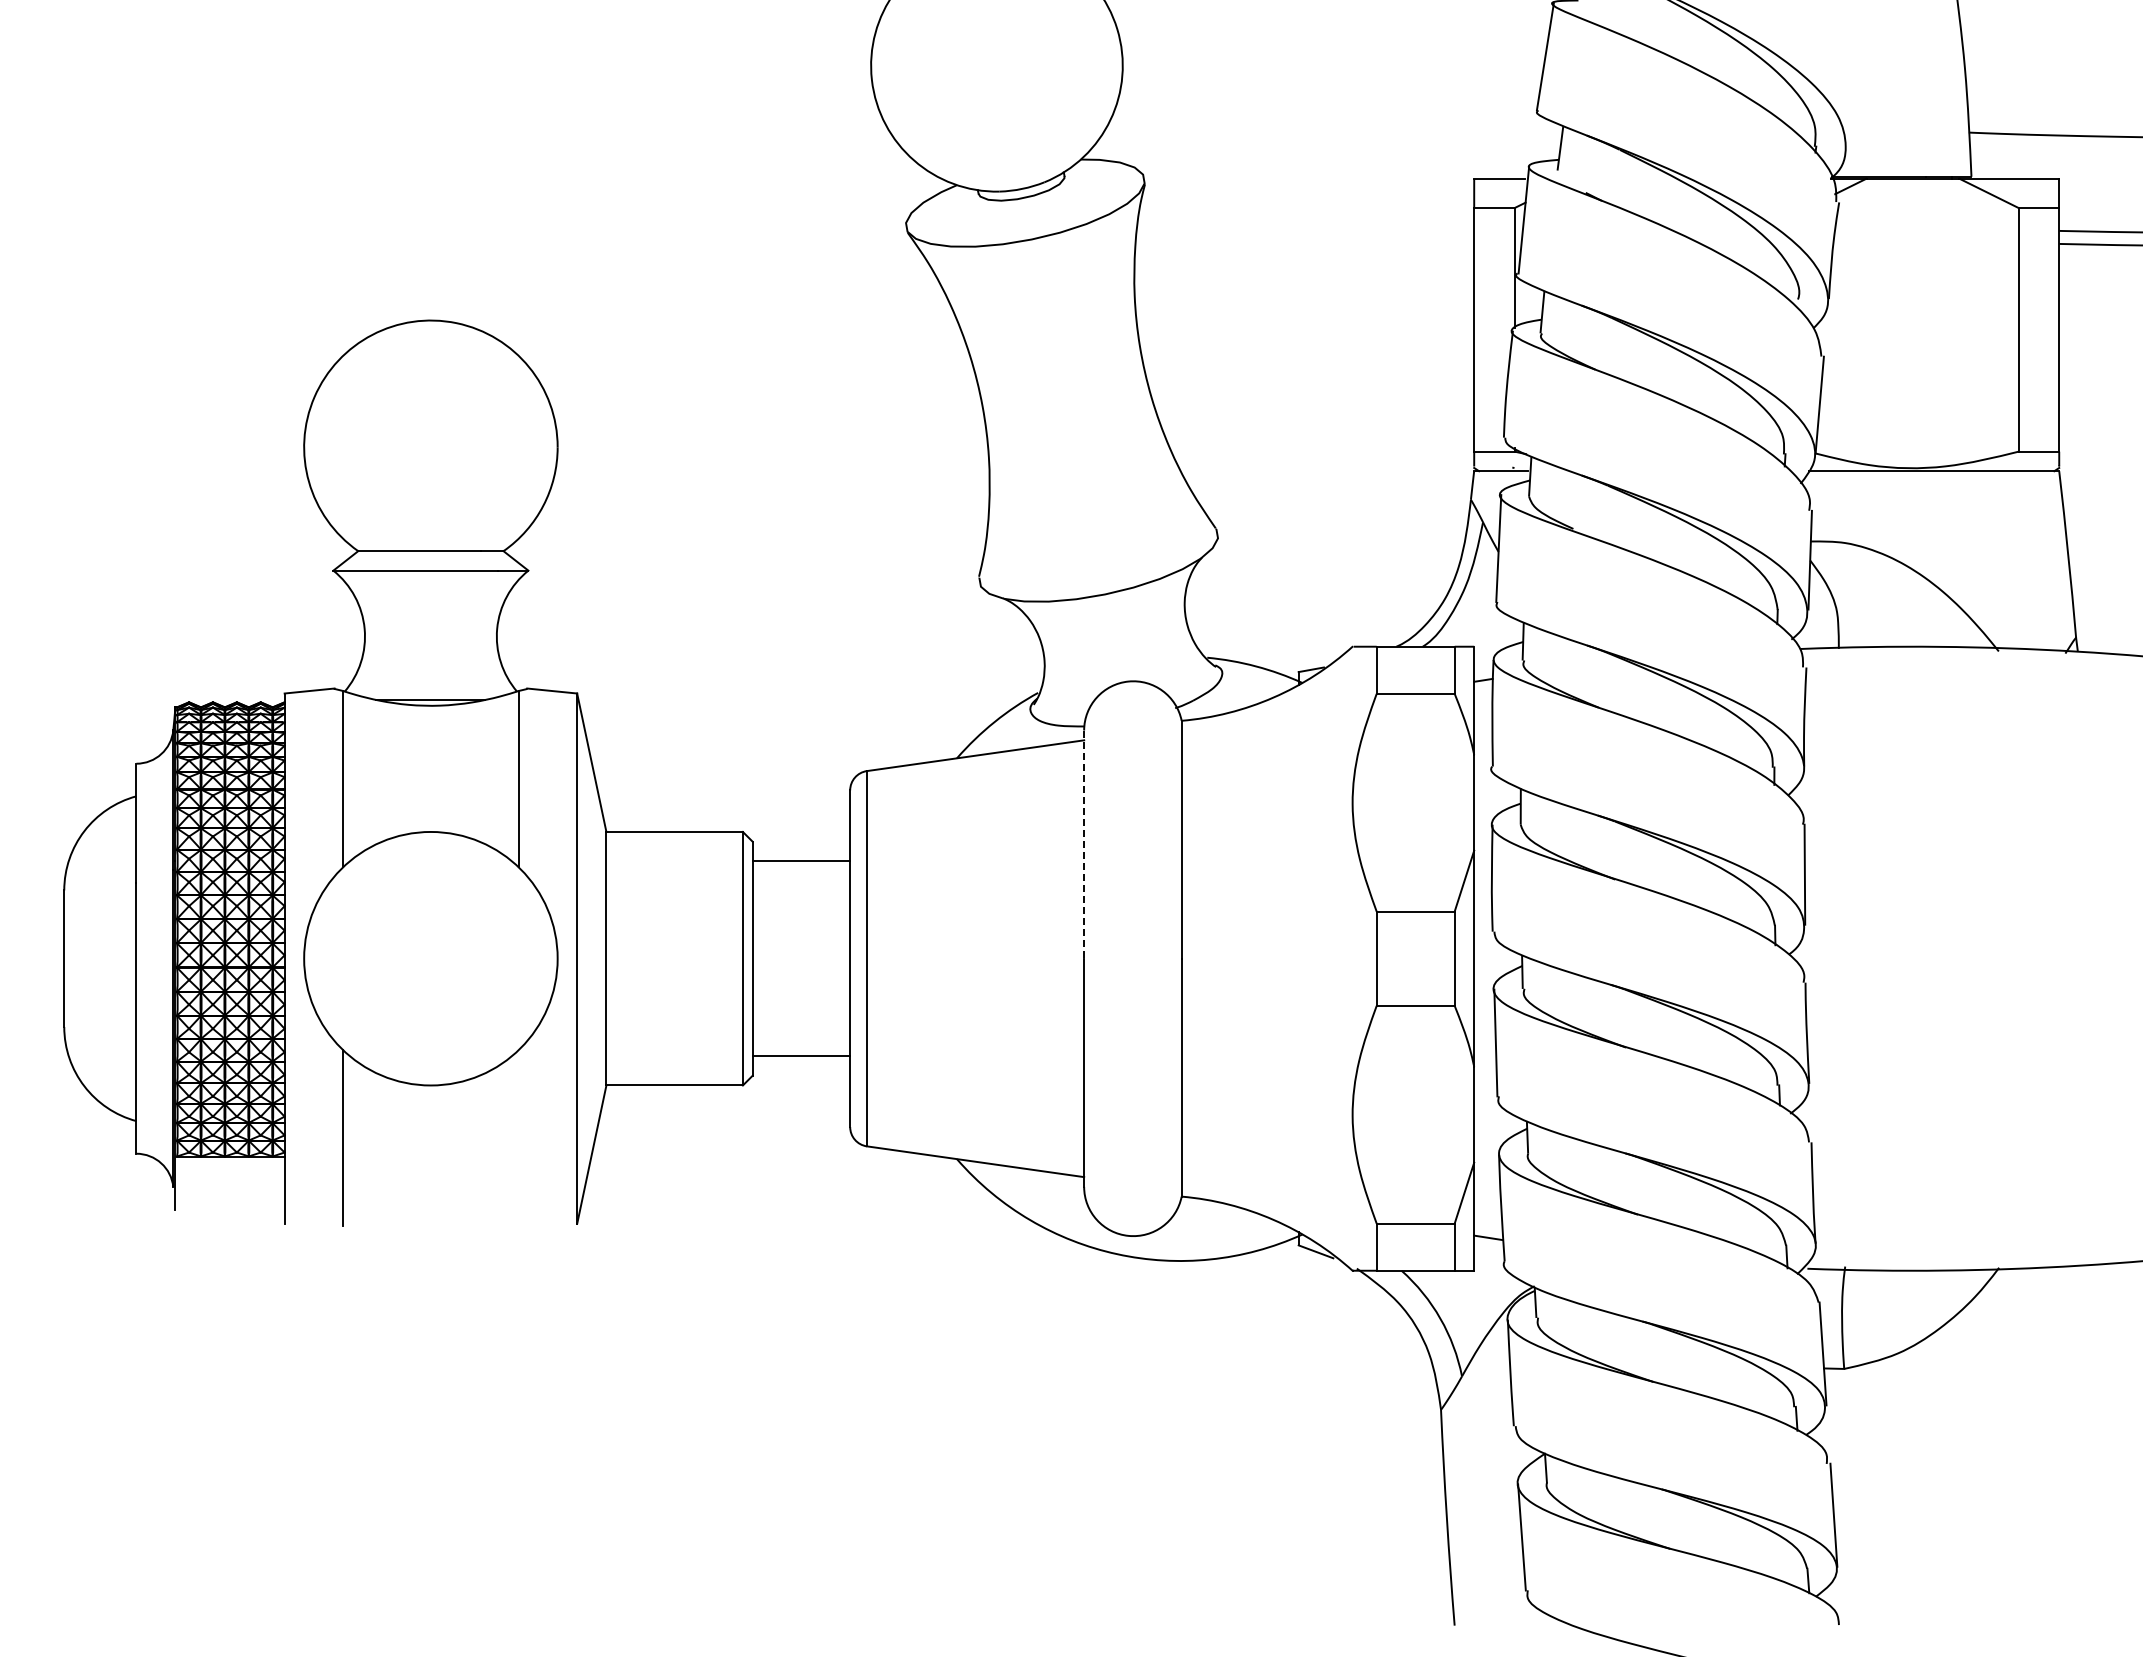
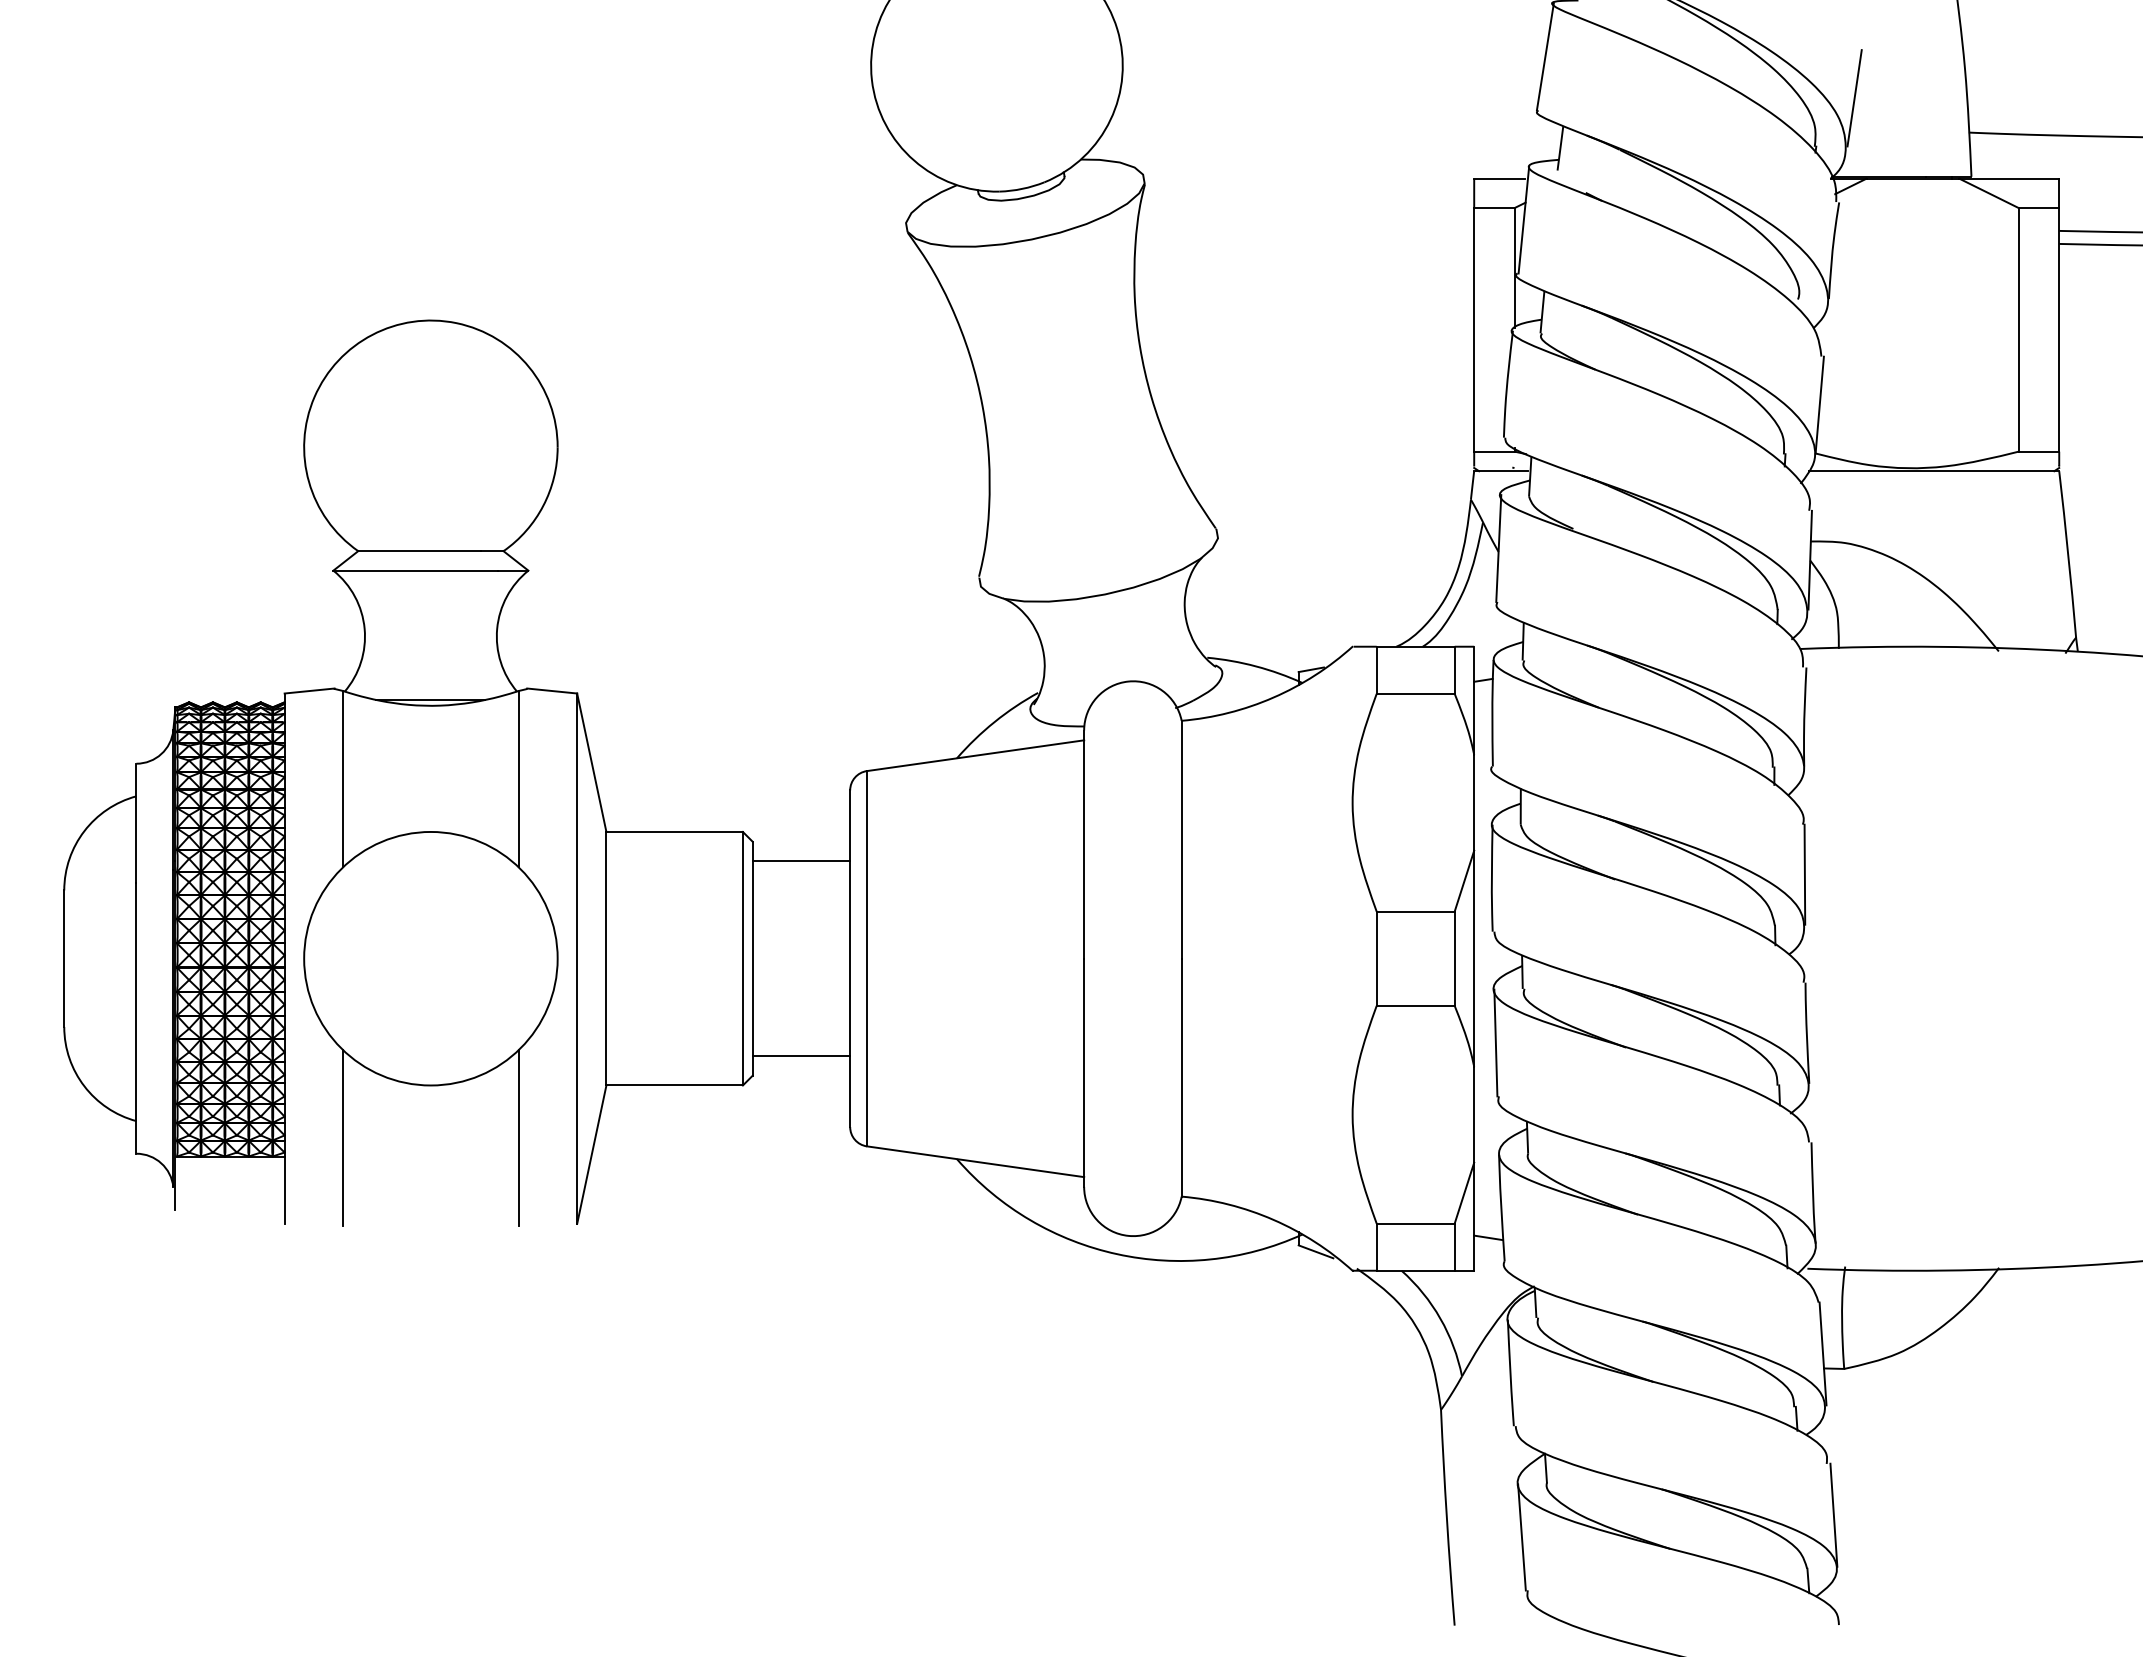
line: none -> present (1854, 98)
line: dashed -> solid (1084, 845)
line: none -> present (518, 1138)
